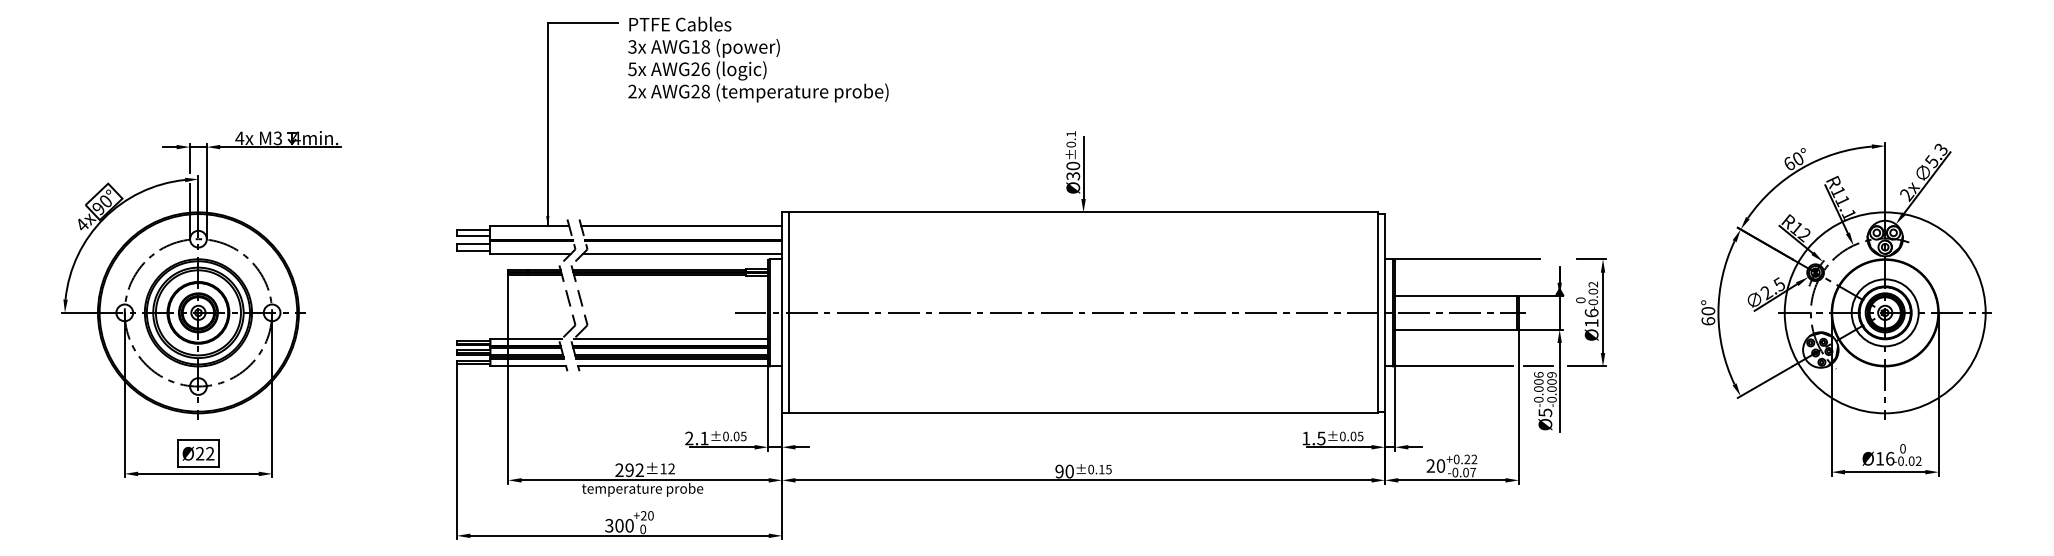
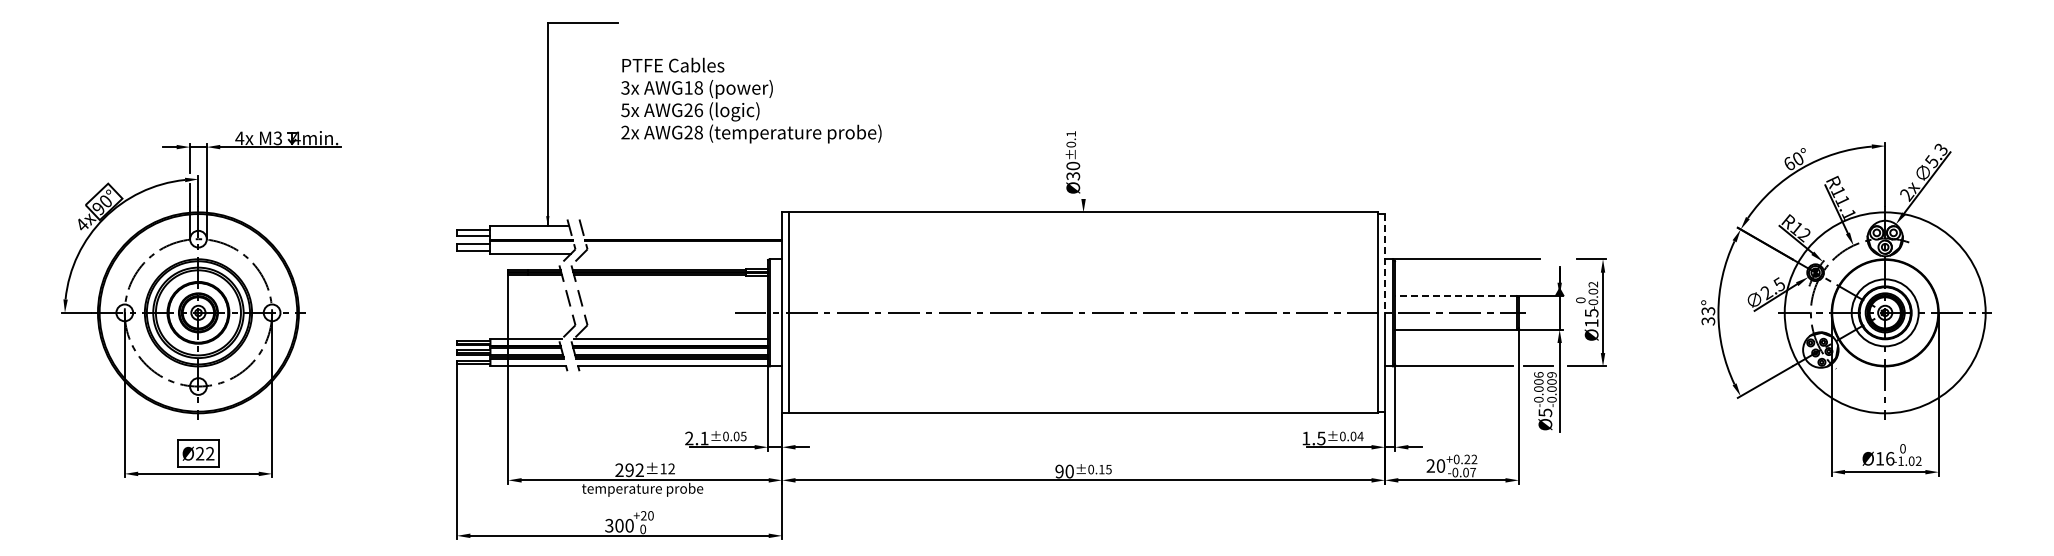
text position: (758, 59) -> (751, 100) (751, 100)
line: present -> none (1083, 167)
line: present -> none (681, 226)
line: present -> none (682, 253)
line: solid -> dashed (1384, 263)
line: solid -> dashed (1455, 296)
text: Ø16 -> Ø15 (1591, 313)
text: 60° -> 33° (1708, 316)
text: ±0.05 -> ±0.04 (1360, 436)
text: -0.02 -> -1.02 (1900, 460)
